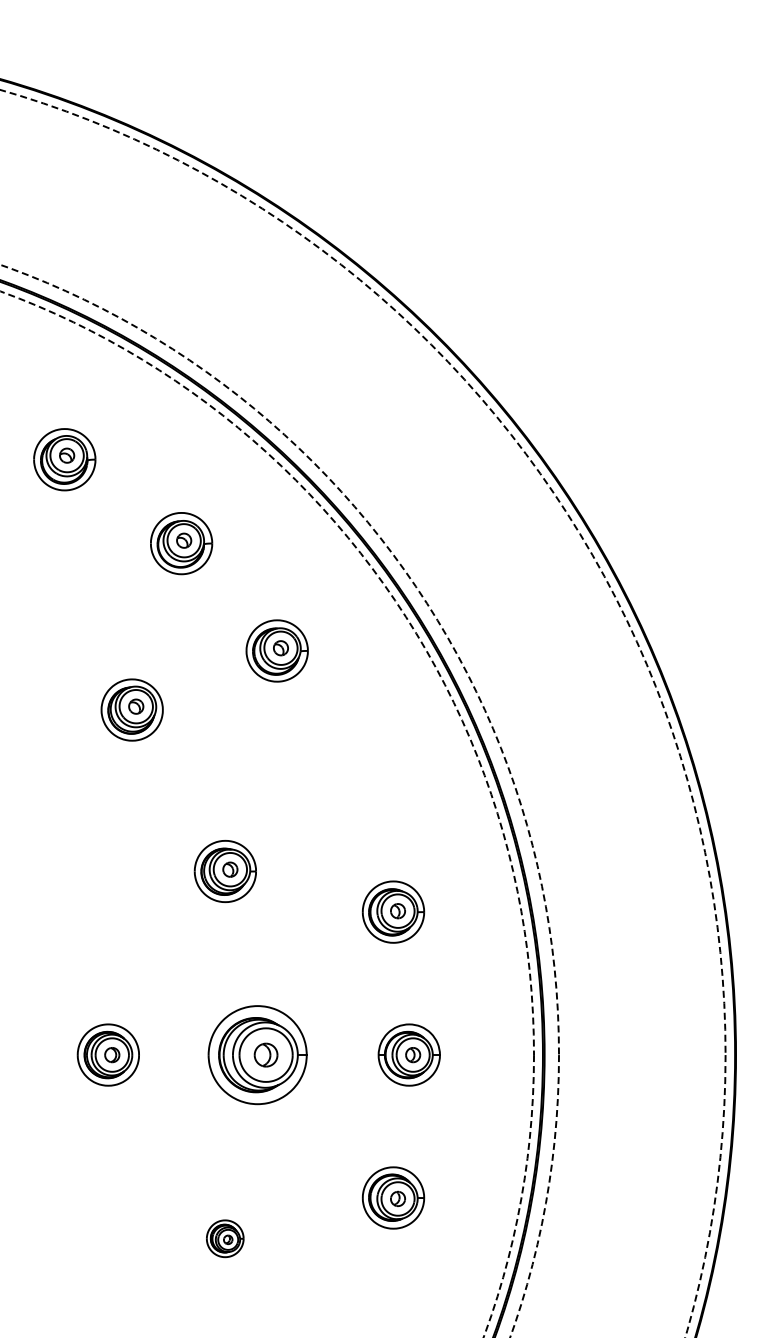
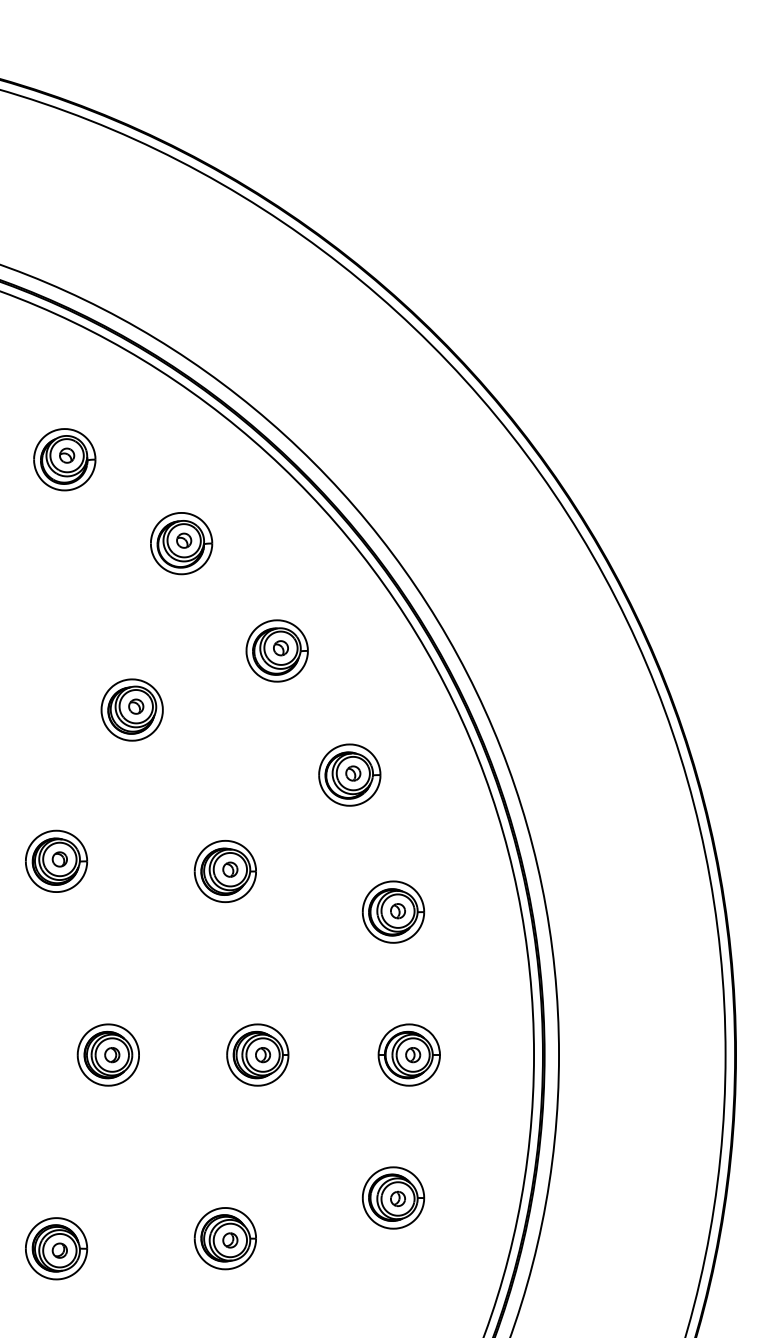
circle: dashed -> solid (362, 713)
part: none -> present (349, 774)
circle: dashed -> solid (279, 801)
circle: dashed -> solid (267, 814)
part: none -> present (56, 860)
part size: 101x101 px -> 64x64 px (257, 1054)
part size: 39x40 px -> 64x64 px (224, 1238)
part: none -> present (56, 1248)
